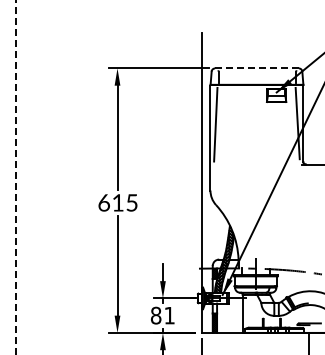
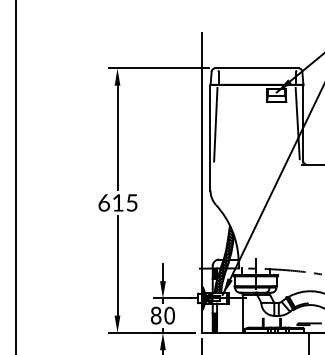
line: dashed -> solid (257, 68)
line: dashed -> solid (16, 177)
text: 81 -> 80 (169, 315)
